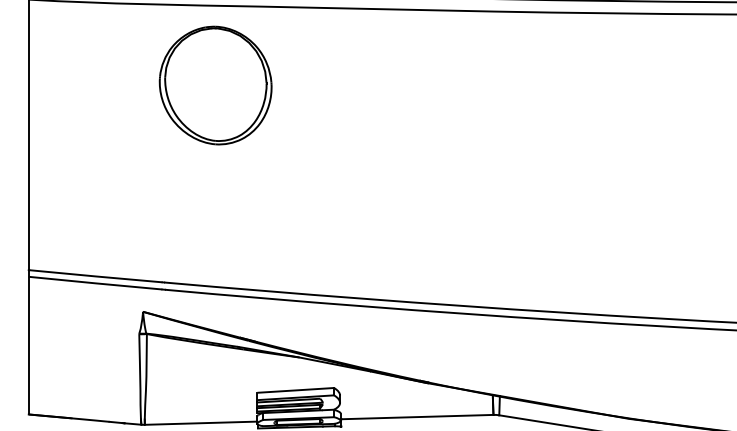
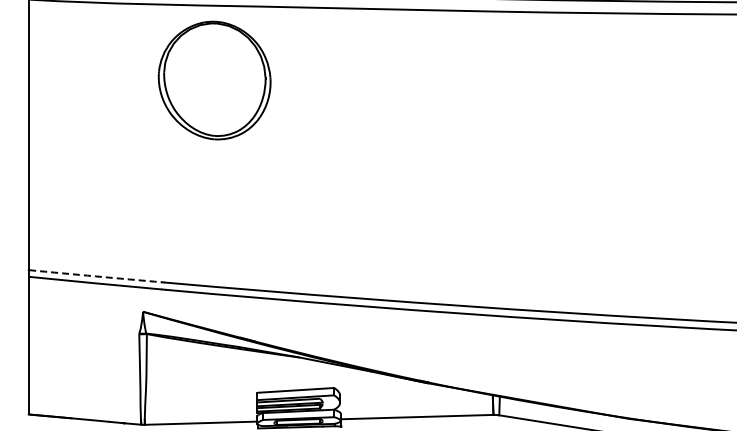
part position: (215, 85) -> (214, 80) (214, 80)
arc: solid -> dashed (95, 276)
